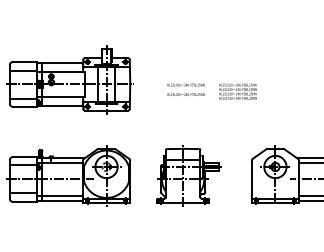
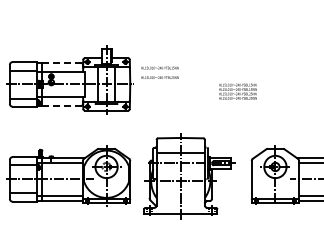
line: solid -> dashed (62, 63)
text position: (185, 89) -> (159, 72) (159, 72)
line: solid -> dashed (62, 105)
part size: 66x62 px -> 93x87 px (189, 176)
